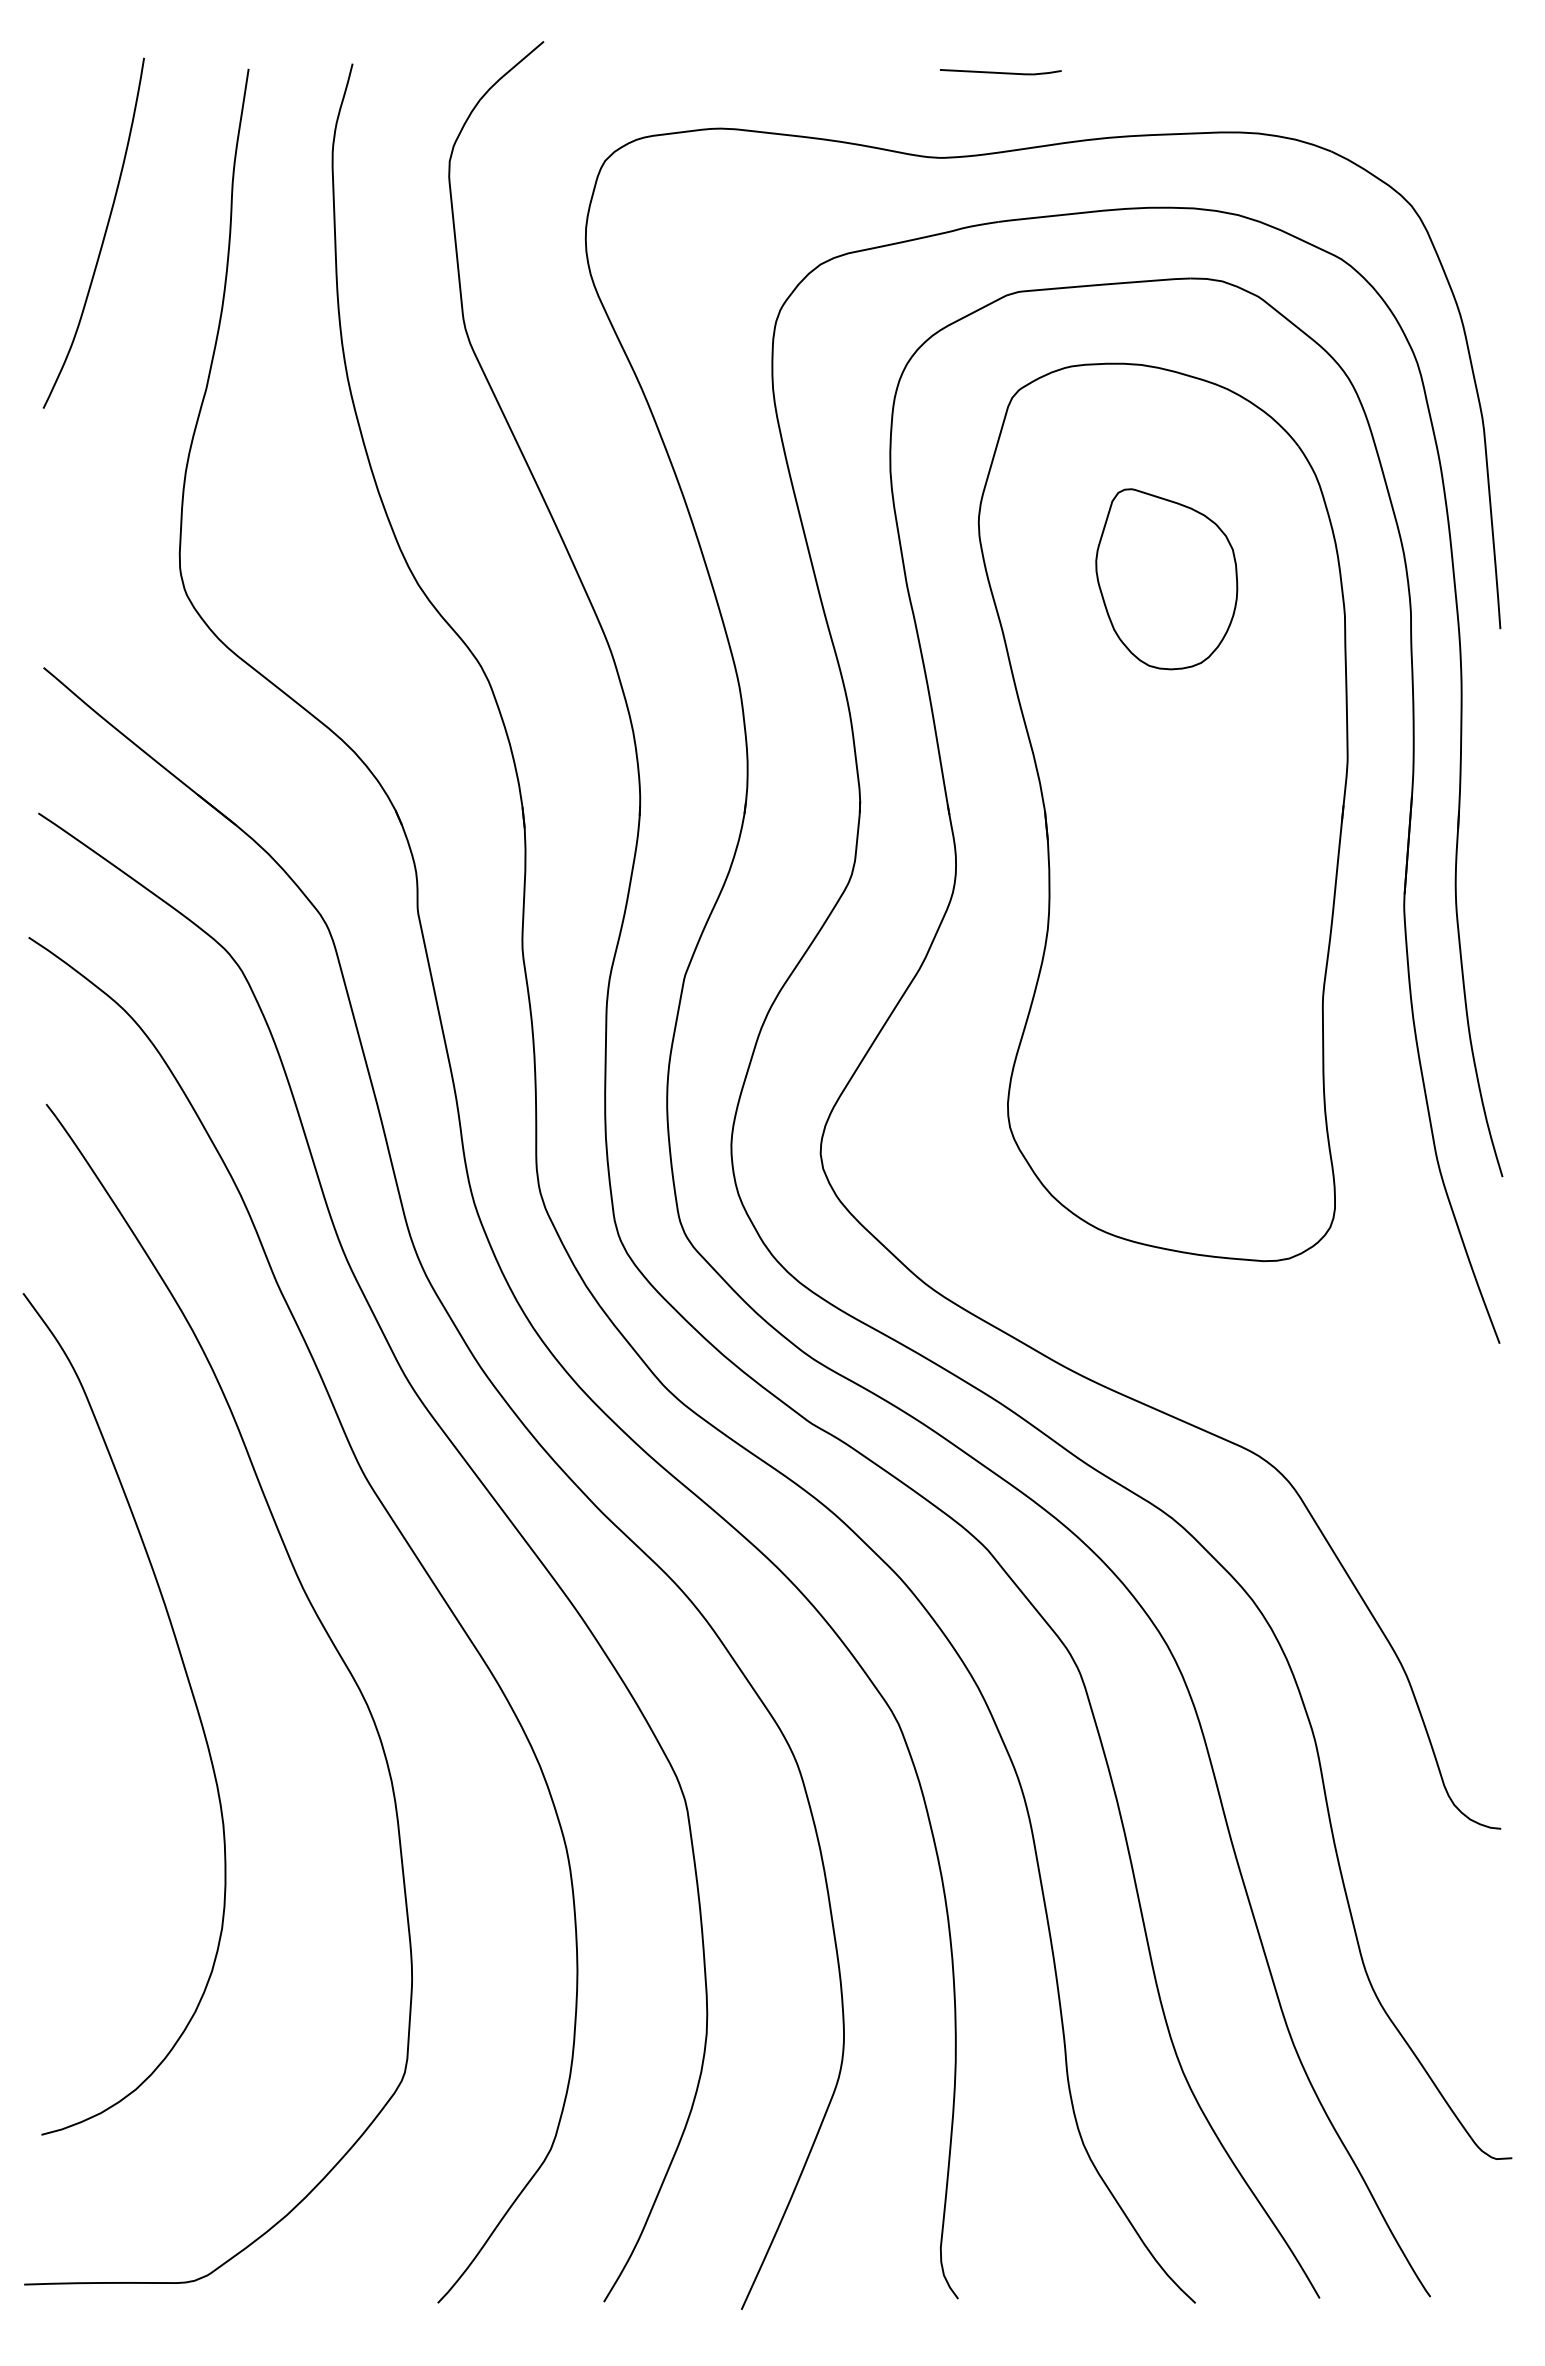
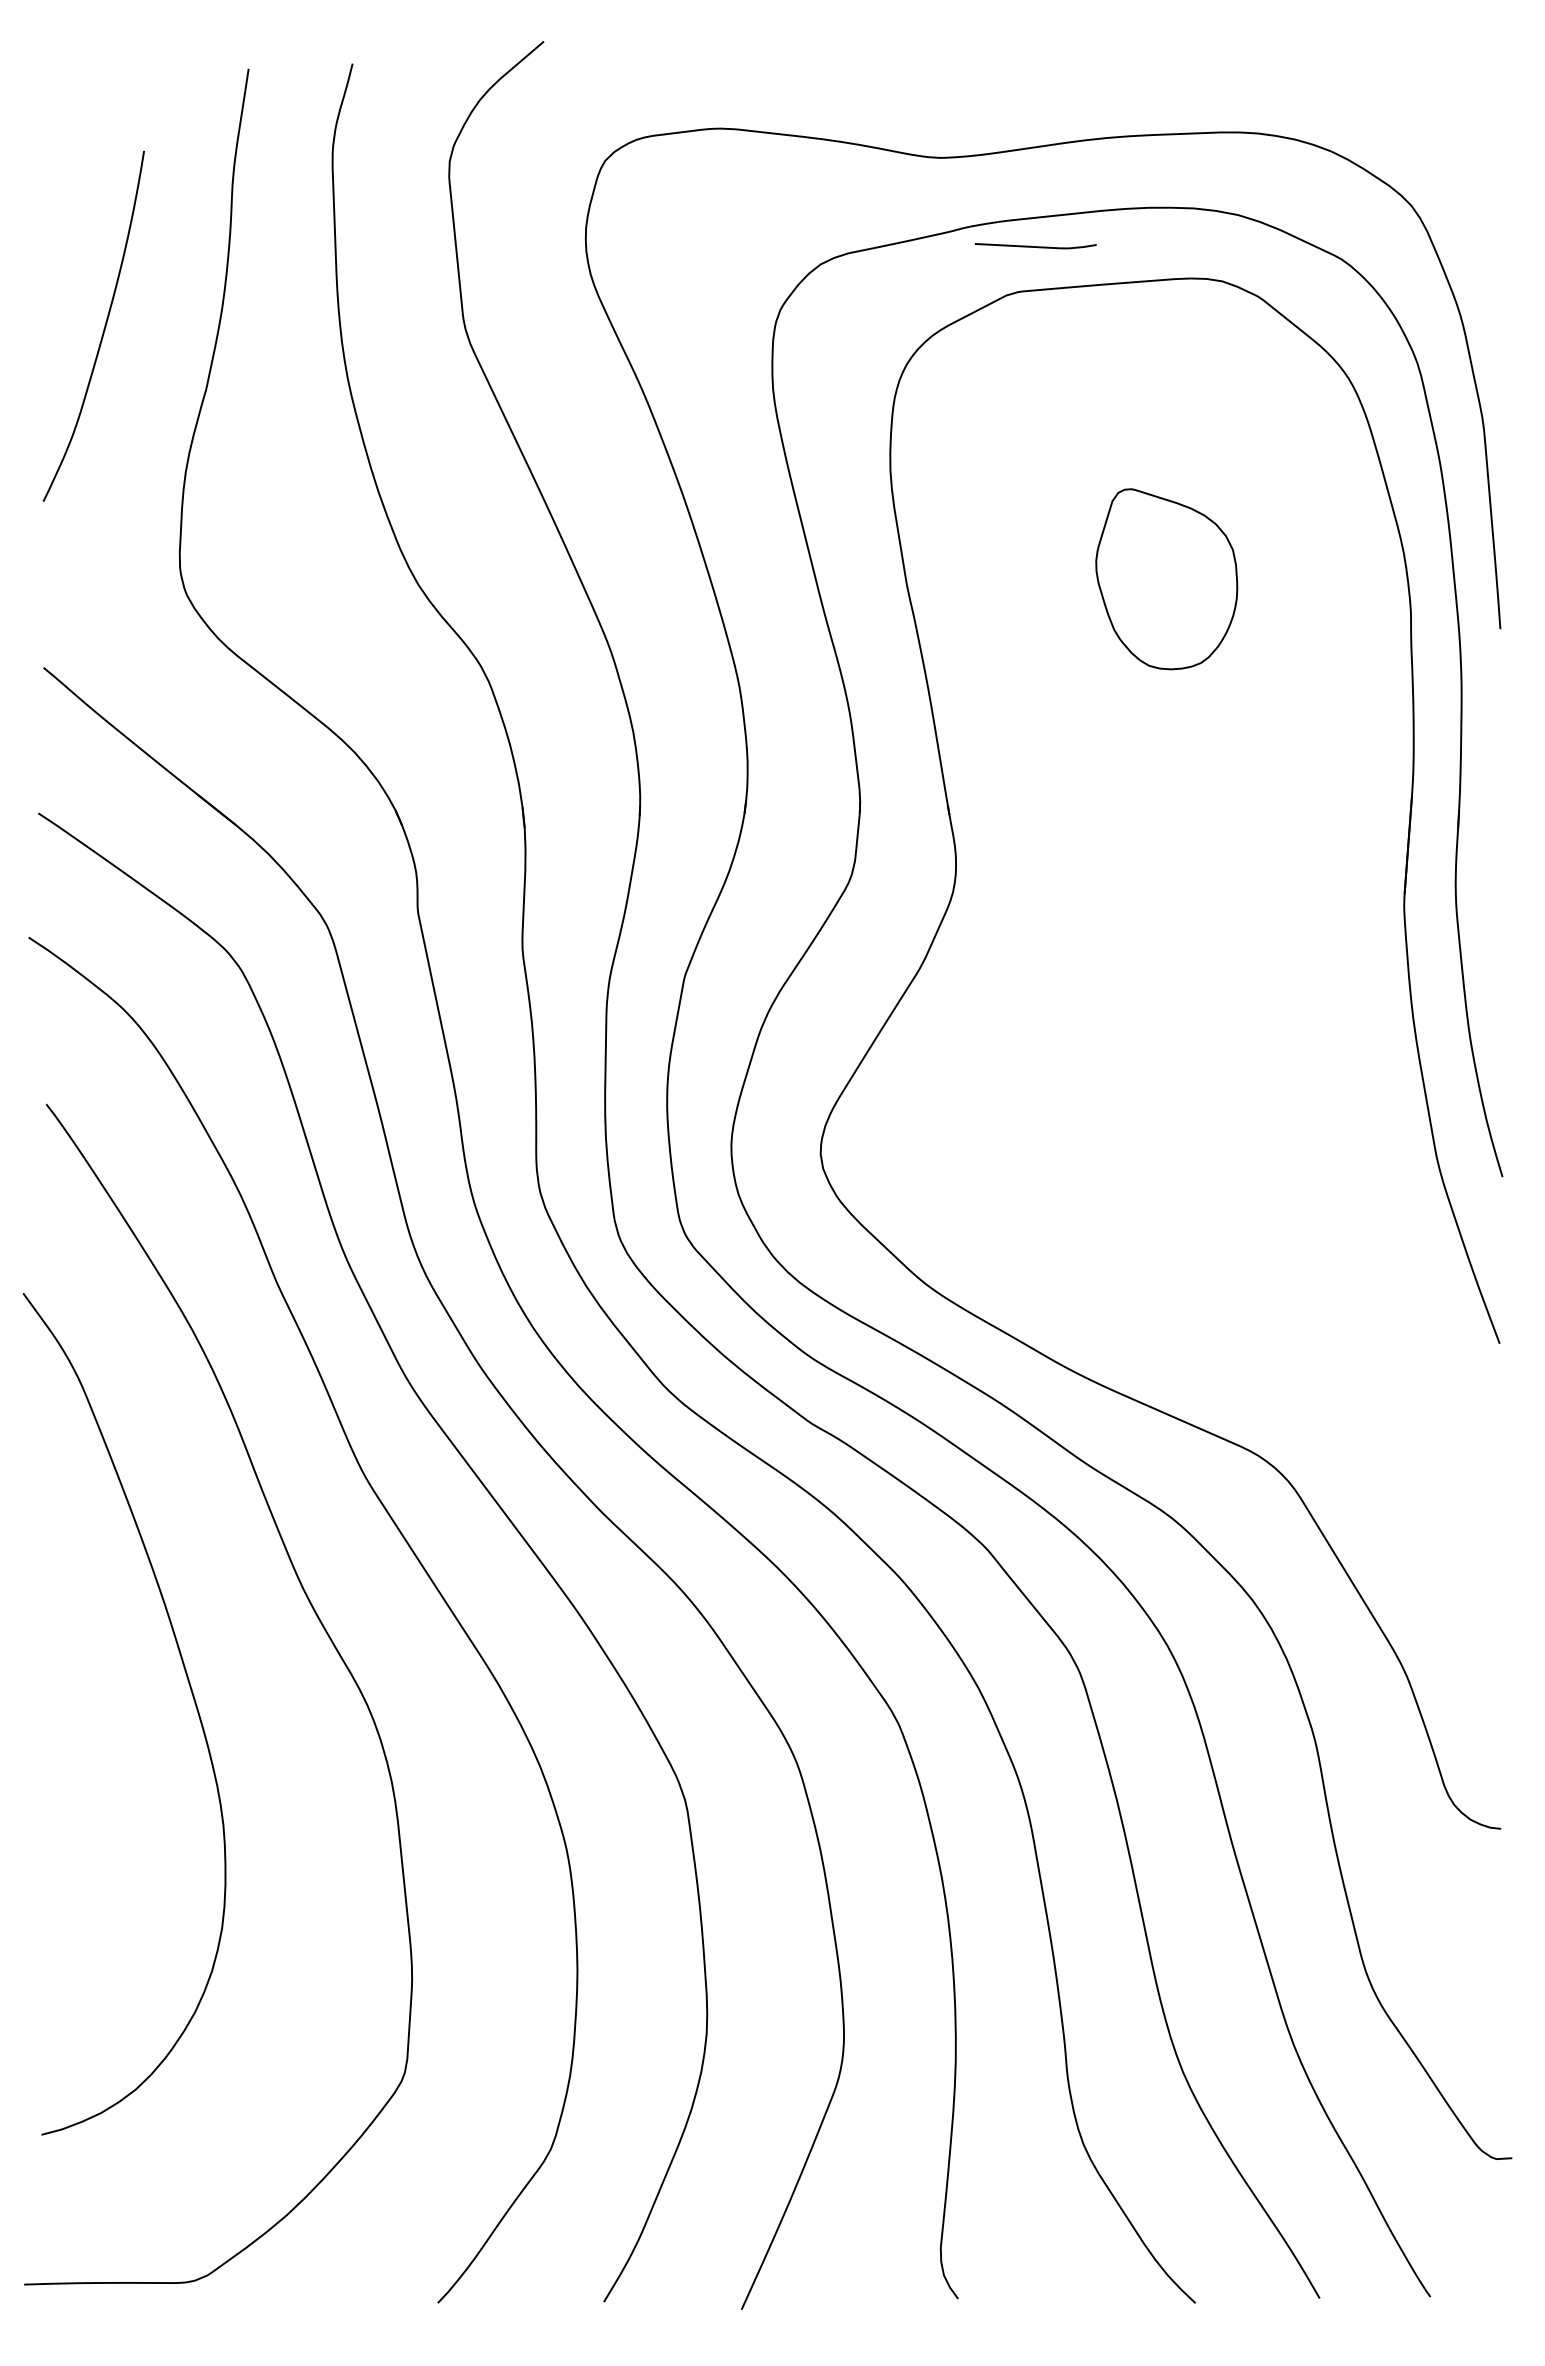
line position: (1000, 72) -> (1035, 246) (1035, 246)
curve position: (103, 235) -> (103, 328) (103, 328)
part: present -> none (1162, 812)
